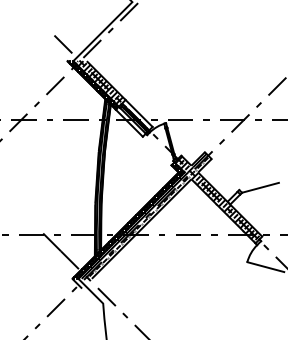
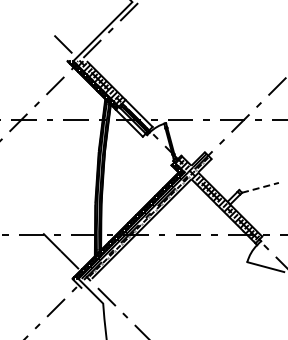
line: solid -> dashed (260, 187)
